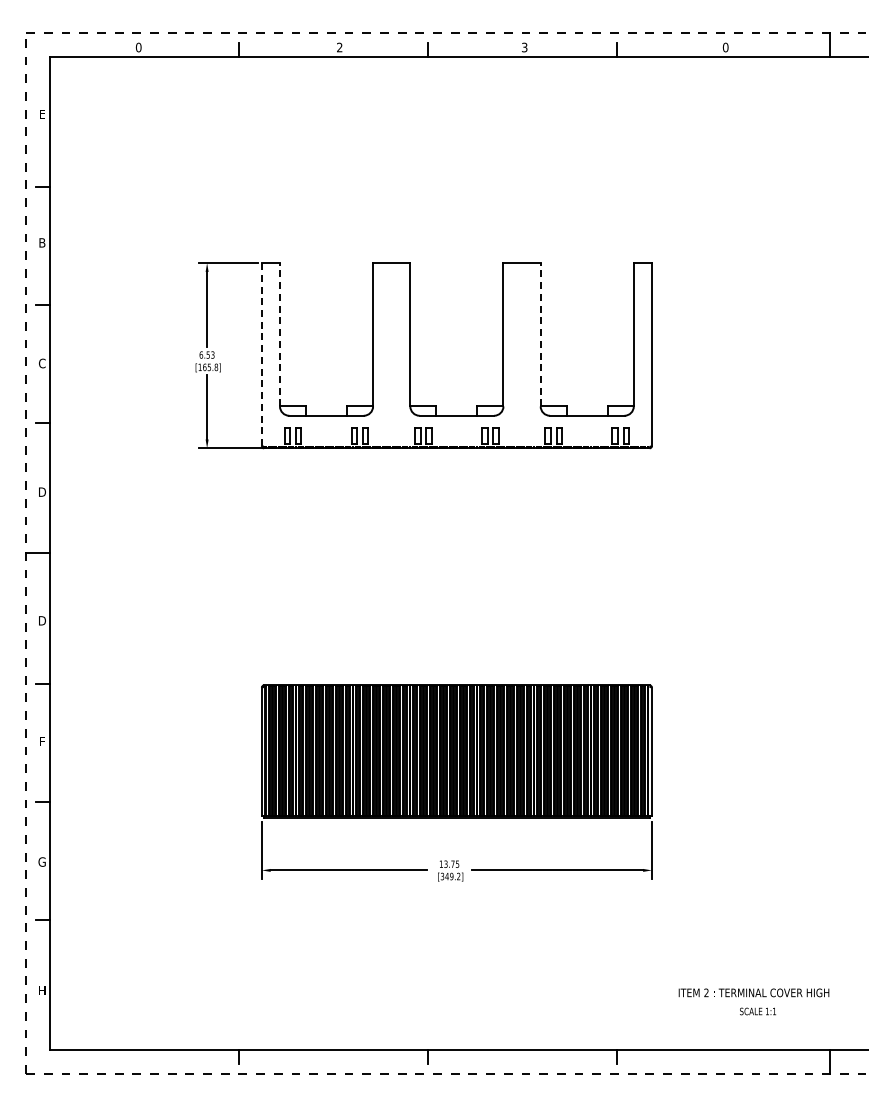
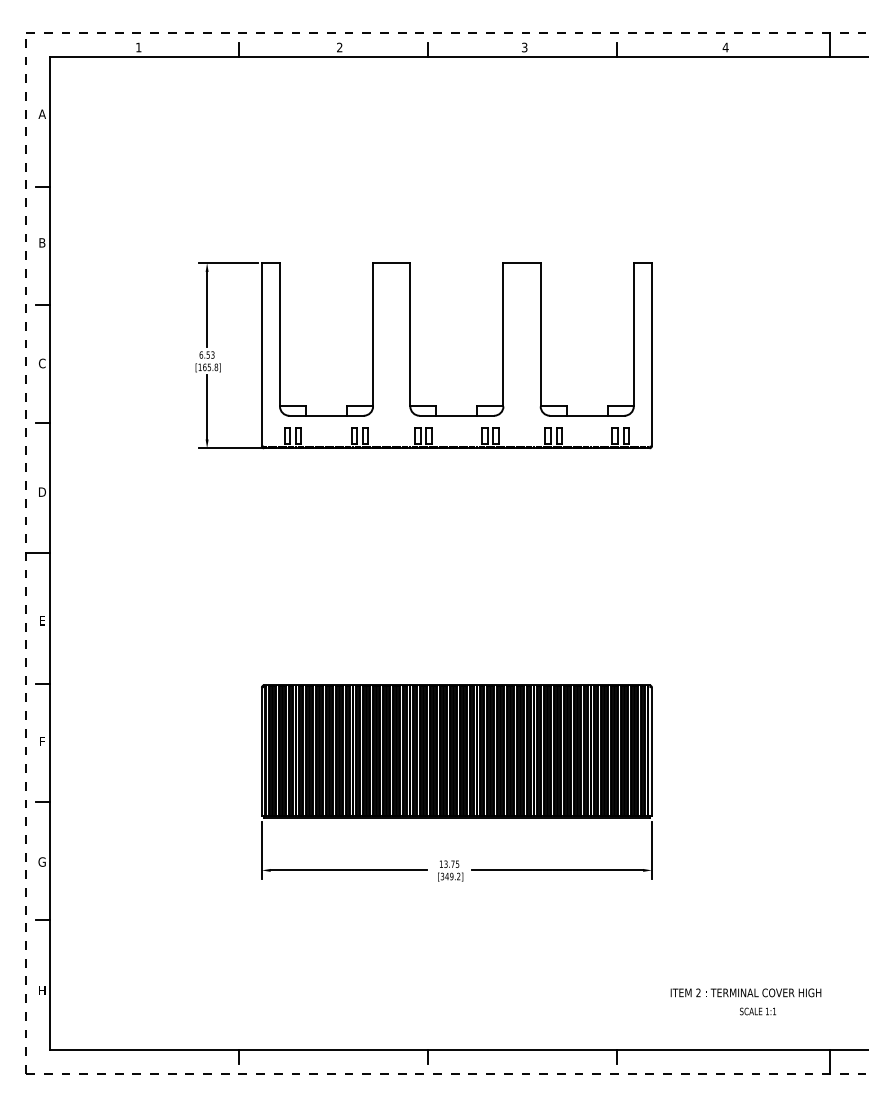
text: 0 -> 1 (138, 47)
text: 0 -> 4 (725, 47)
text: E -> A (41, 113)
line: dashed -> solid (279, 334)
line: dashed -> solid (540, 334)
line: dashed -> solid (261, 354)
text: D -> E (42, 620)
text position: (753, 992) -> (745, 992) (745, 992)
